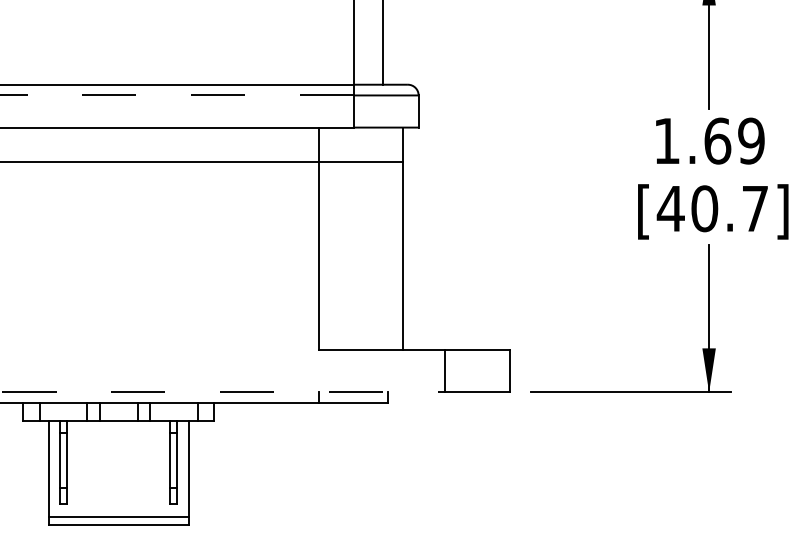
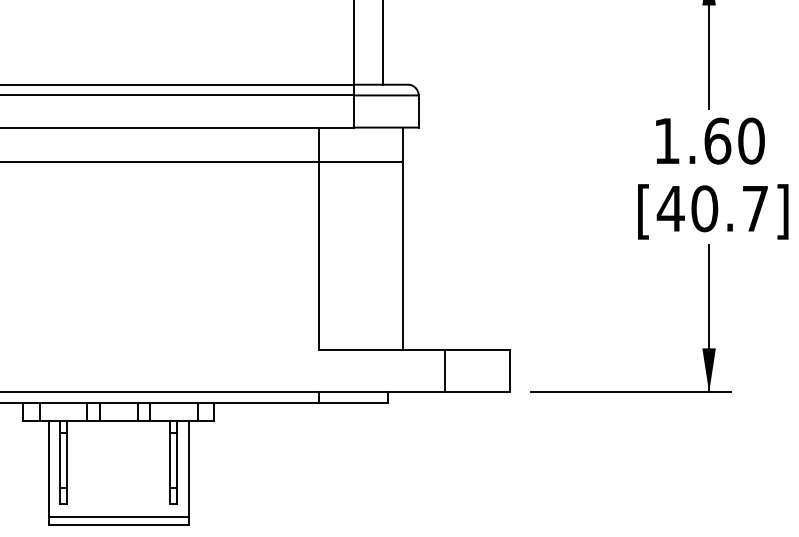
line: dashed -> solid (177, 95)
text: 1.69 -> 1.60 (751, 140)
line: dashed -> solid (223, 392)
